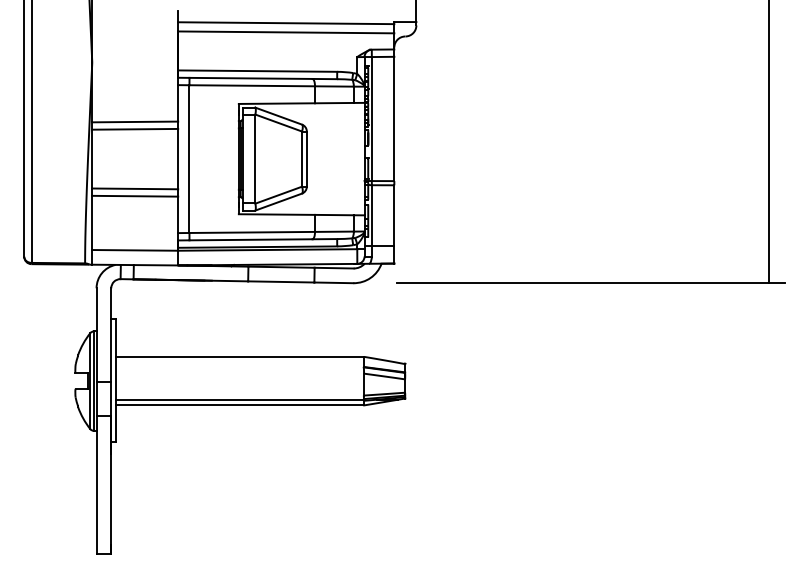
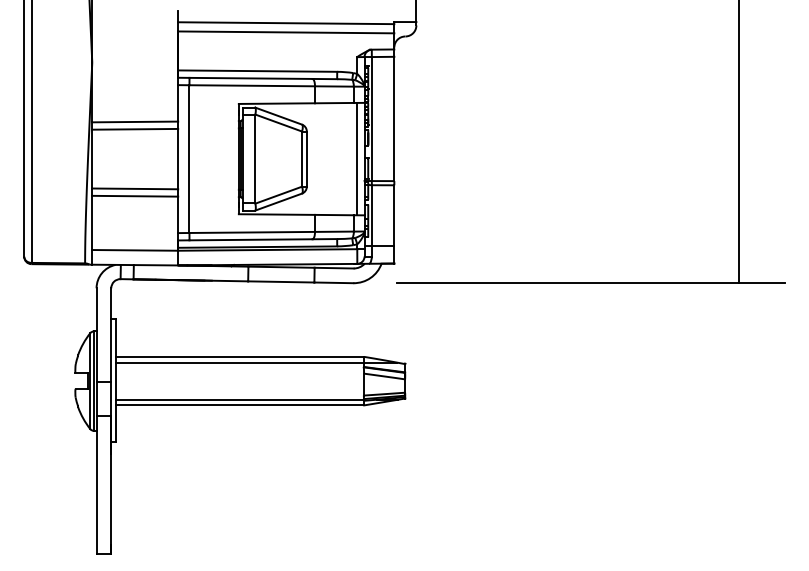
line position: (768, 142) -> (738, 142) (738, 142)
line: none -> present (357, 158)
line: none -> present (256, 362)
